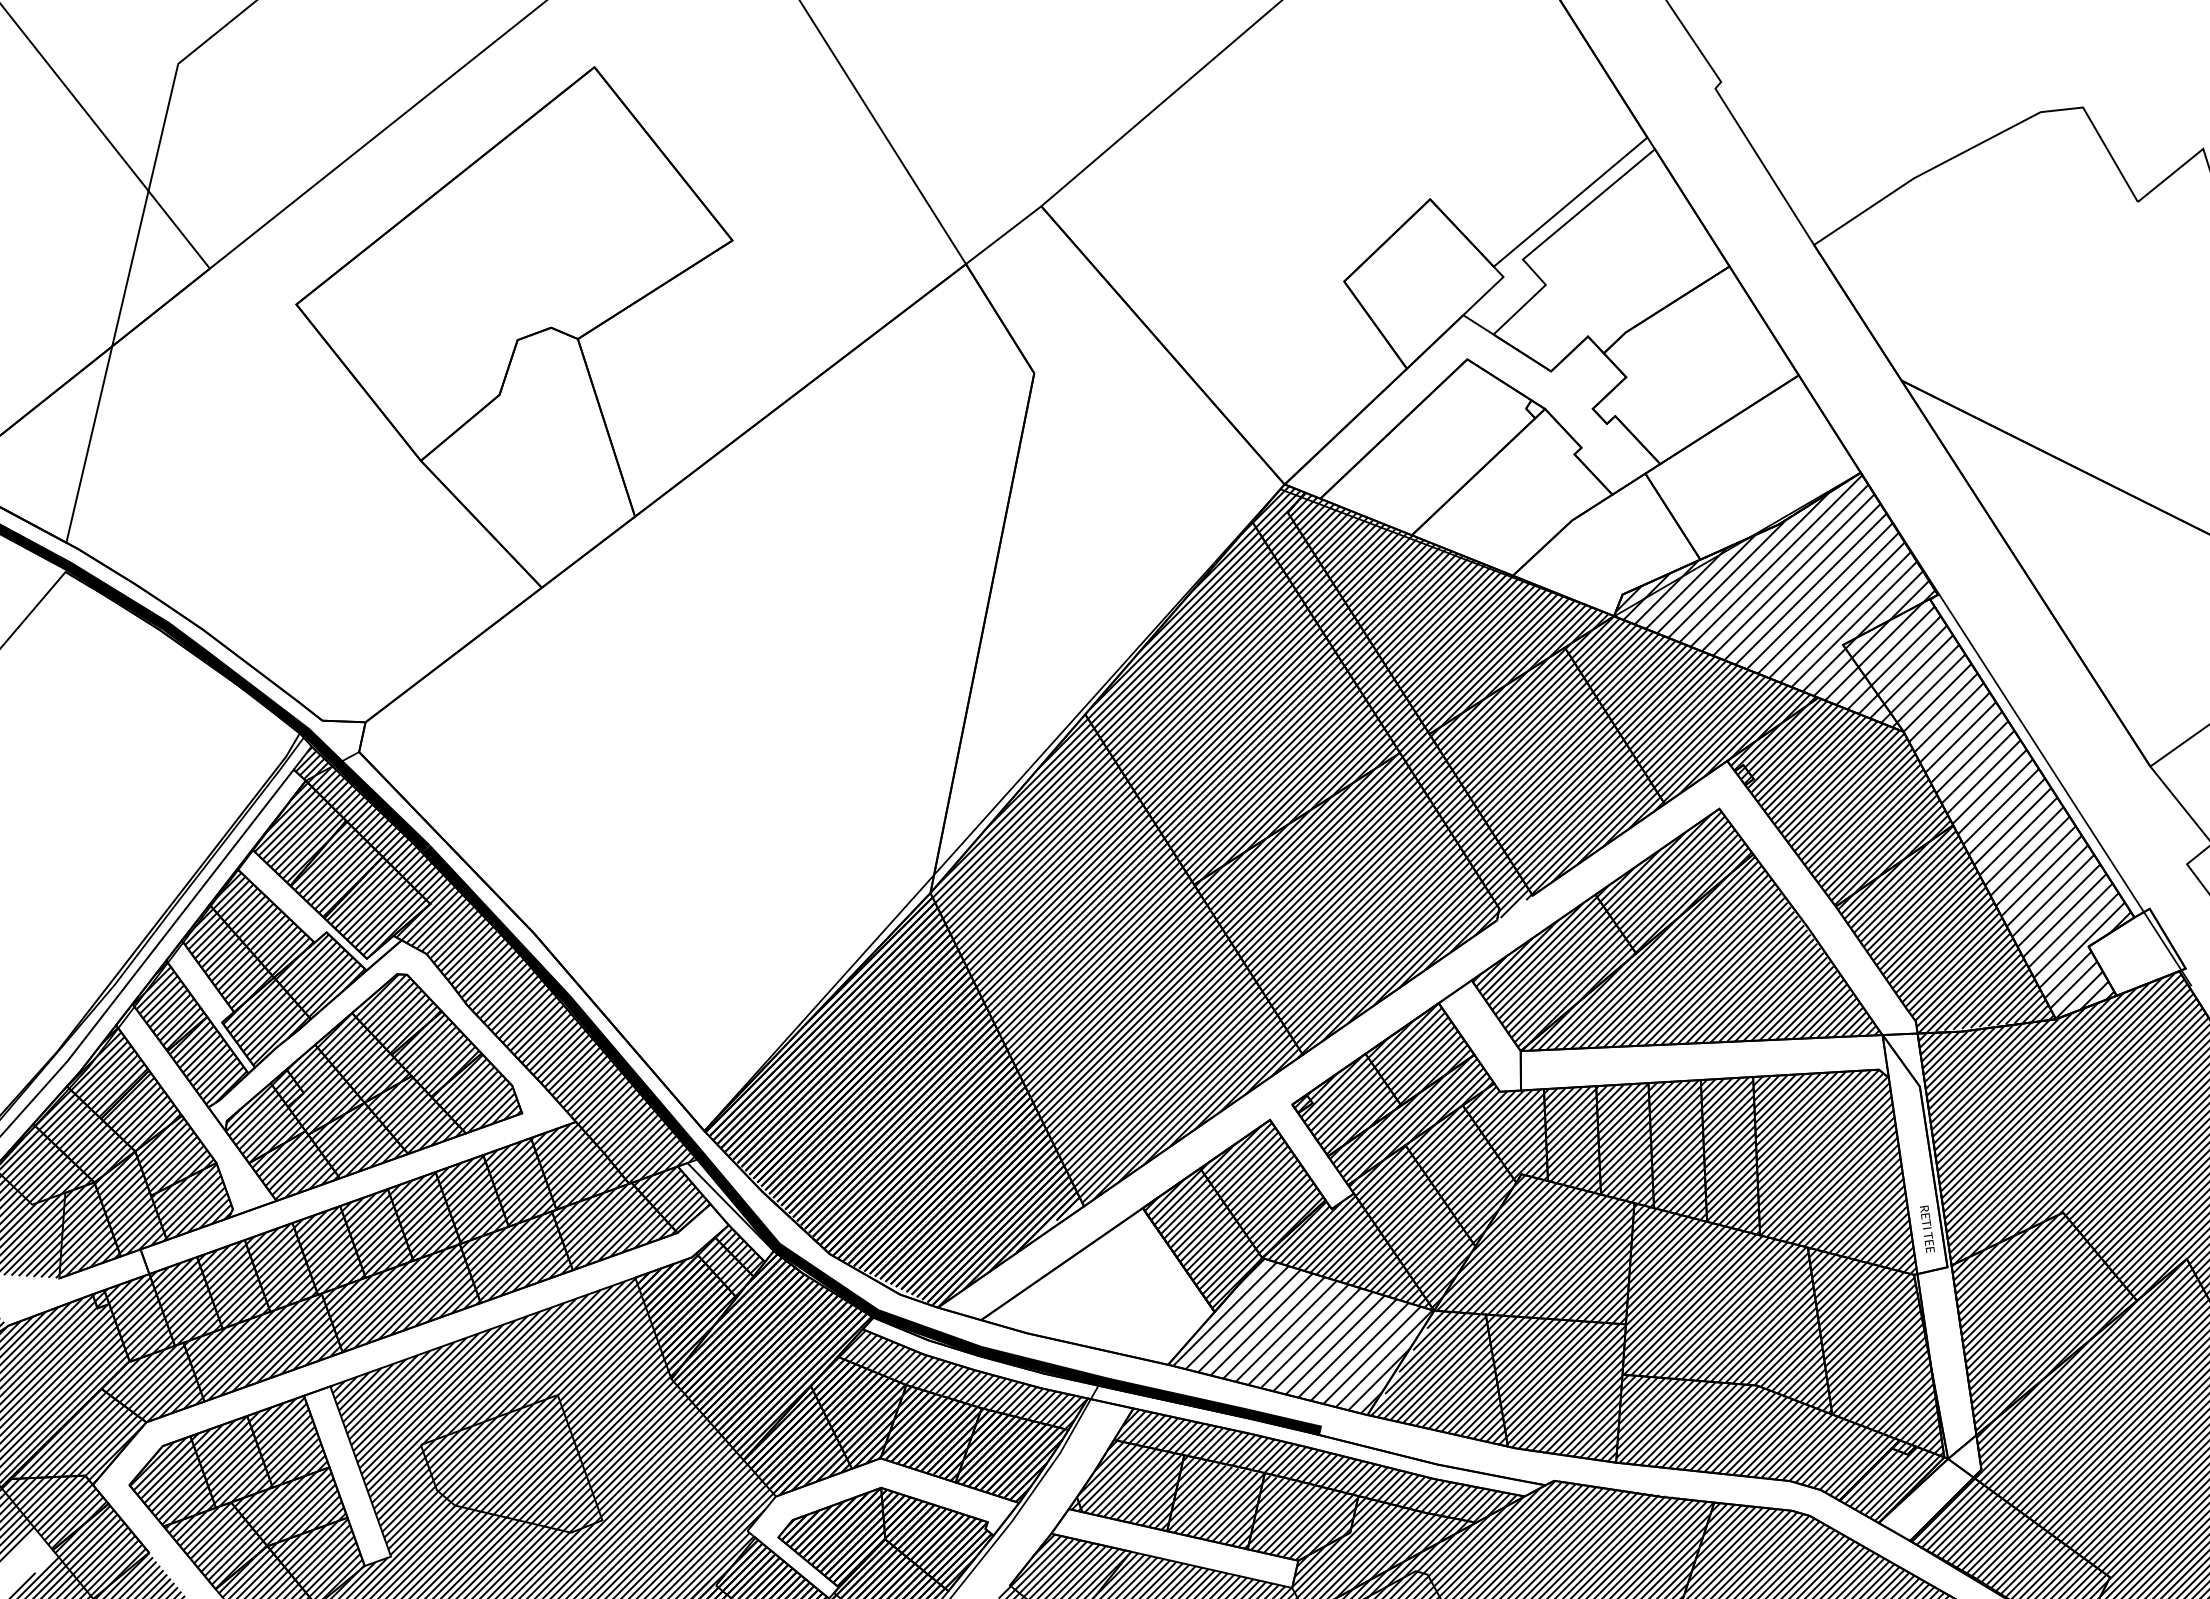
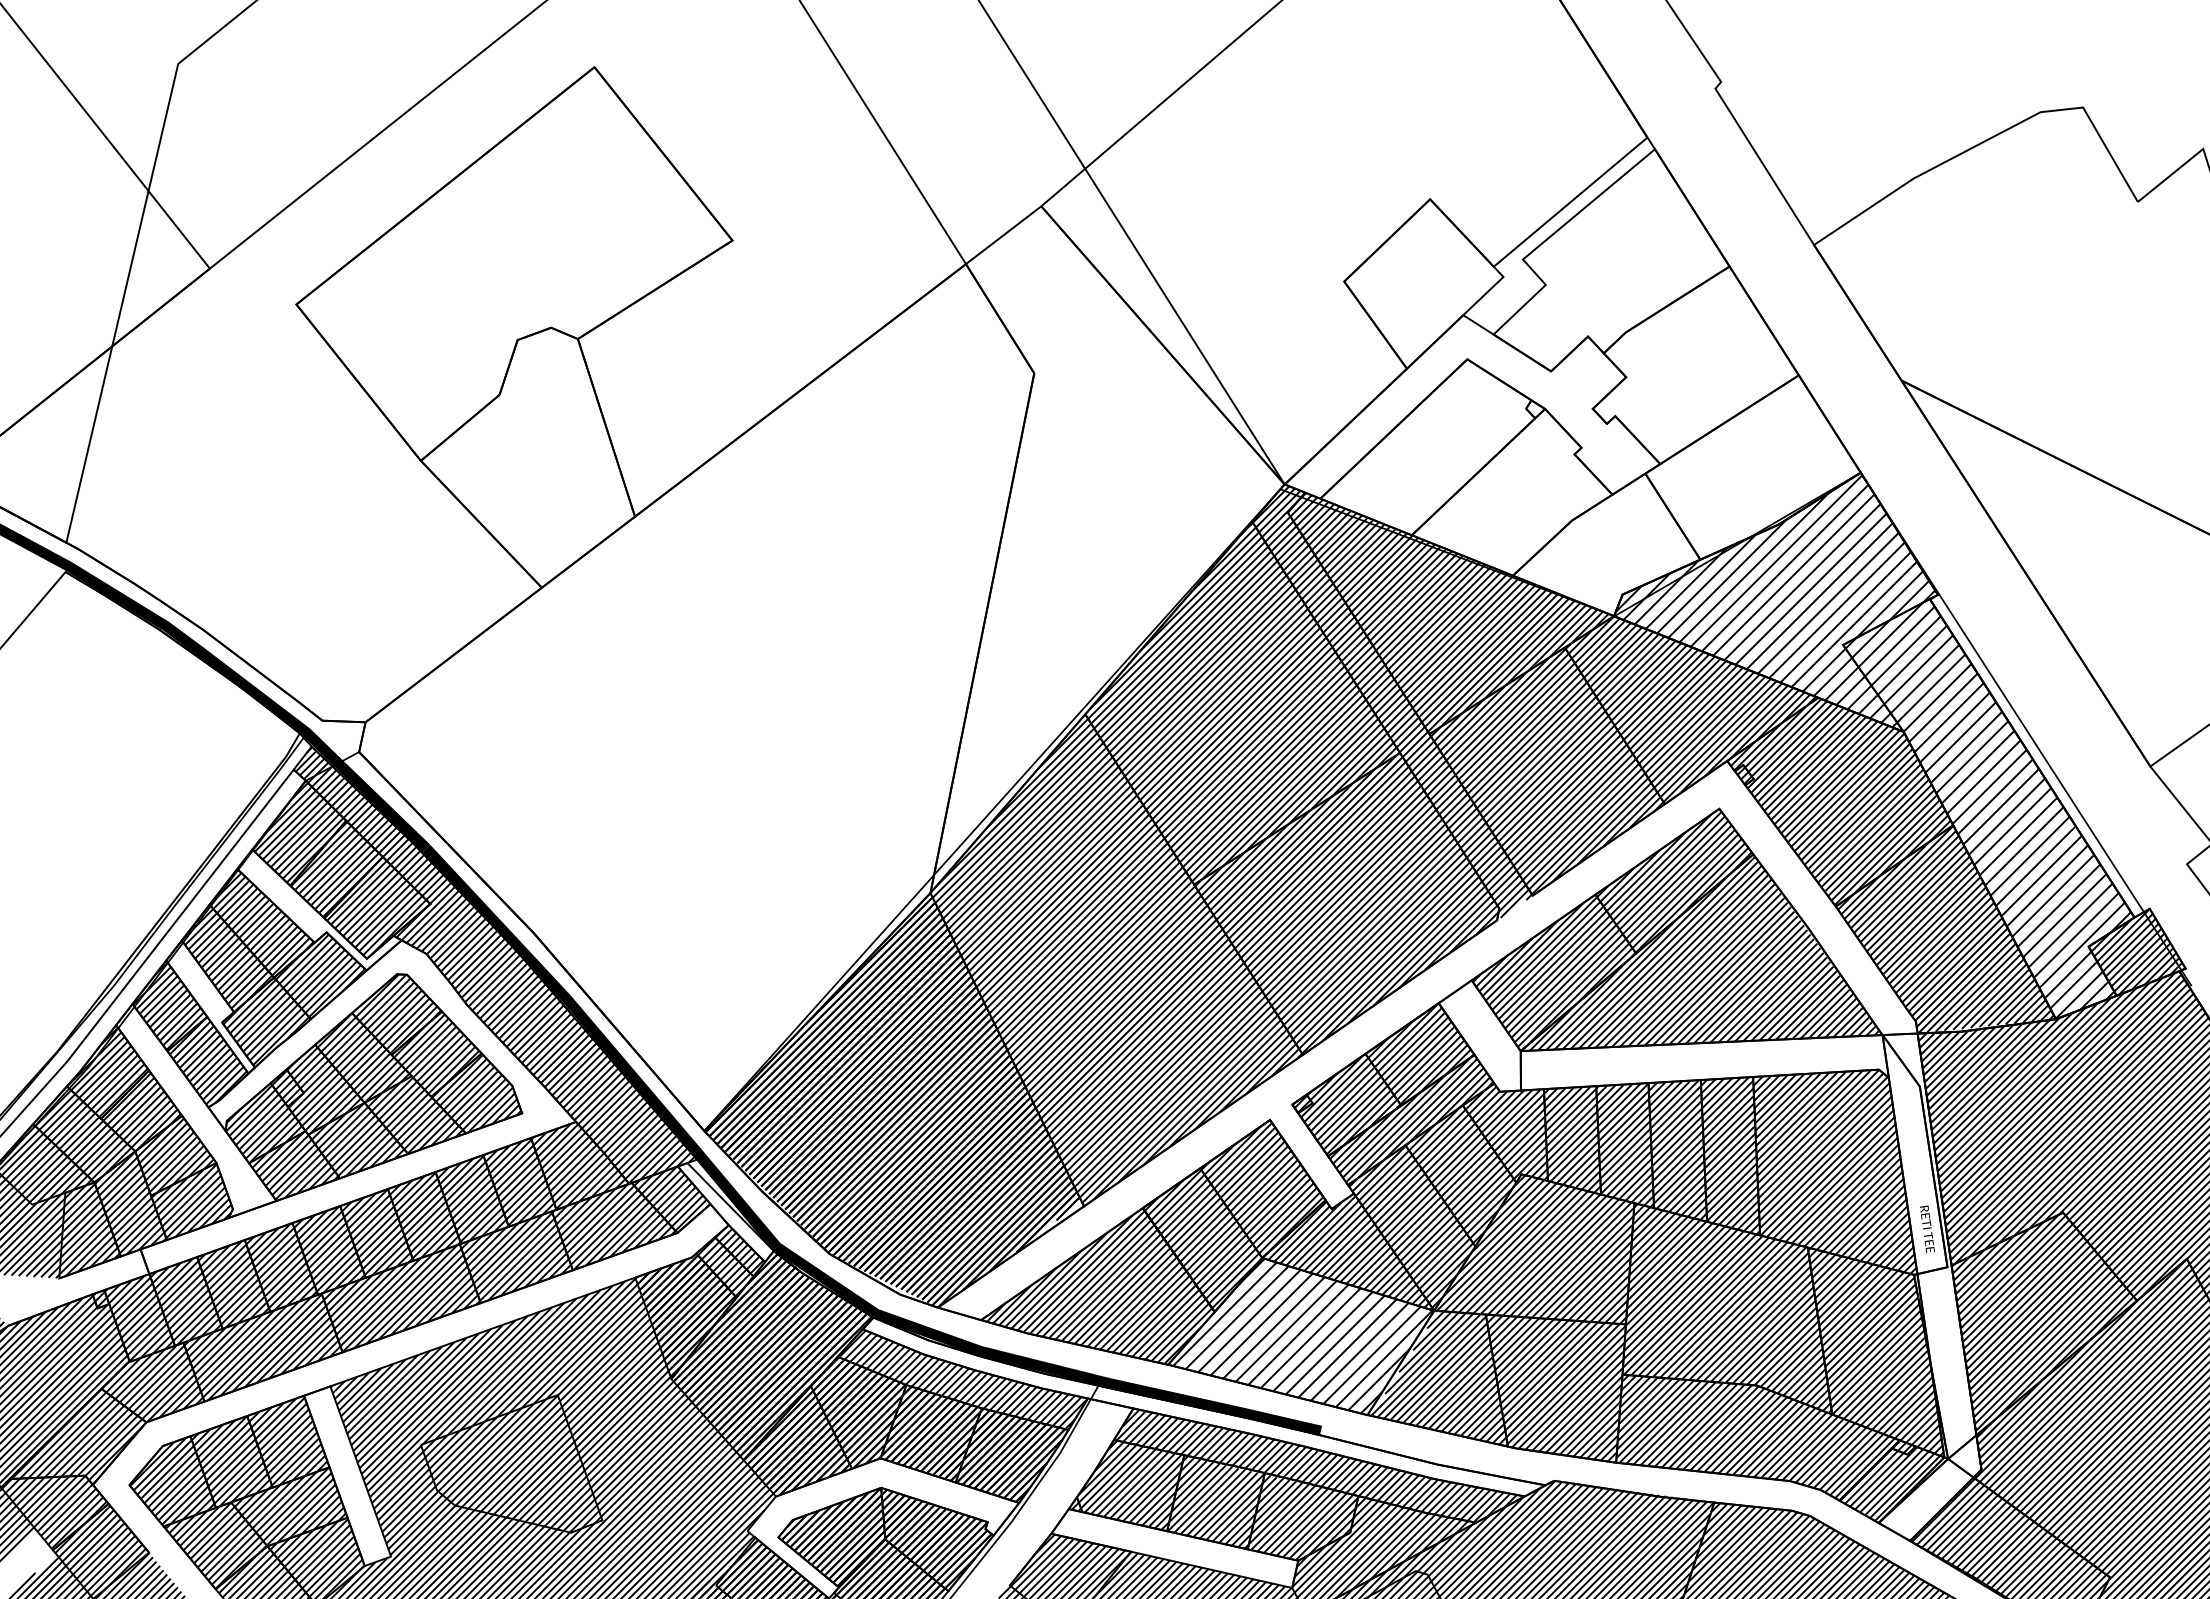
line: none -> present (1132, 243)
hatch: none -> present (2136, 951)
hatch: none -> present (1099, 1287)
